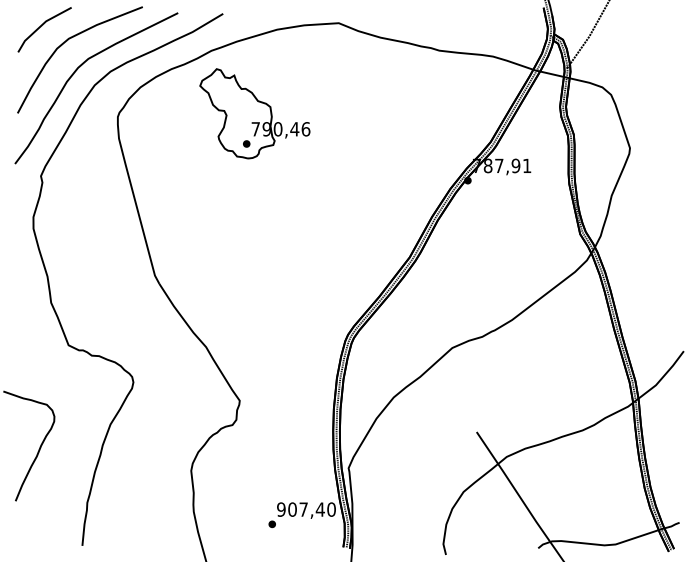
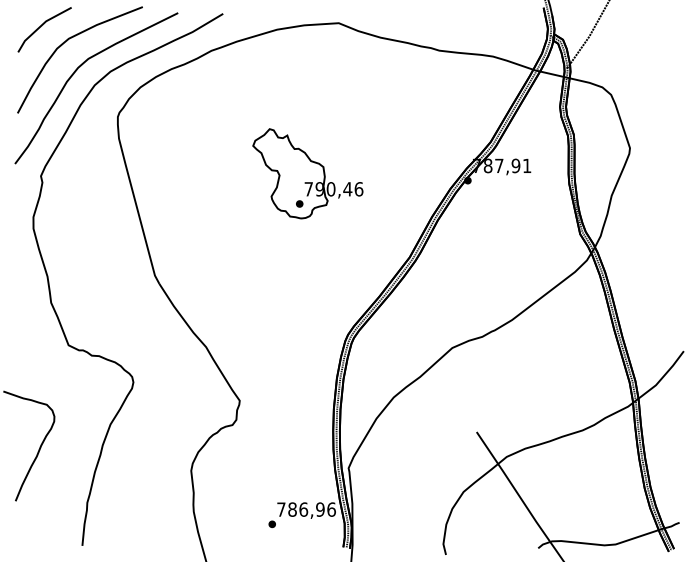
part position: (254, 113) -> (307, 173) (307, 173)
text: 907,40 -> 786,96 (306, 509)
